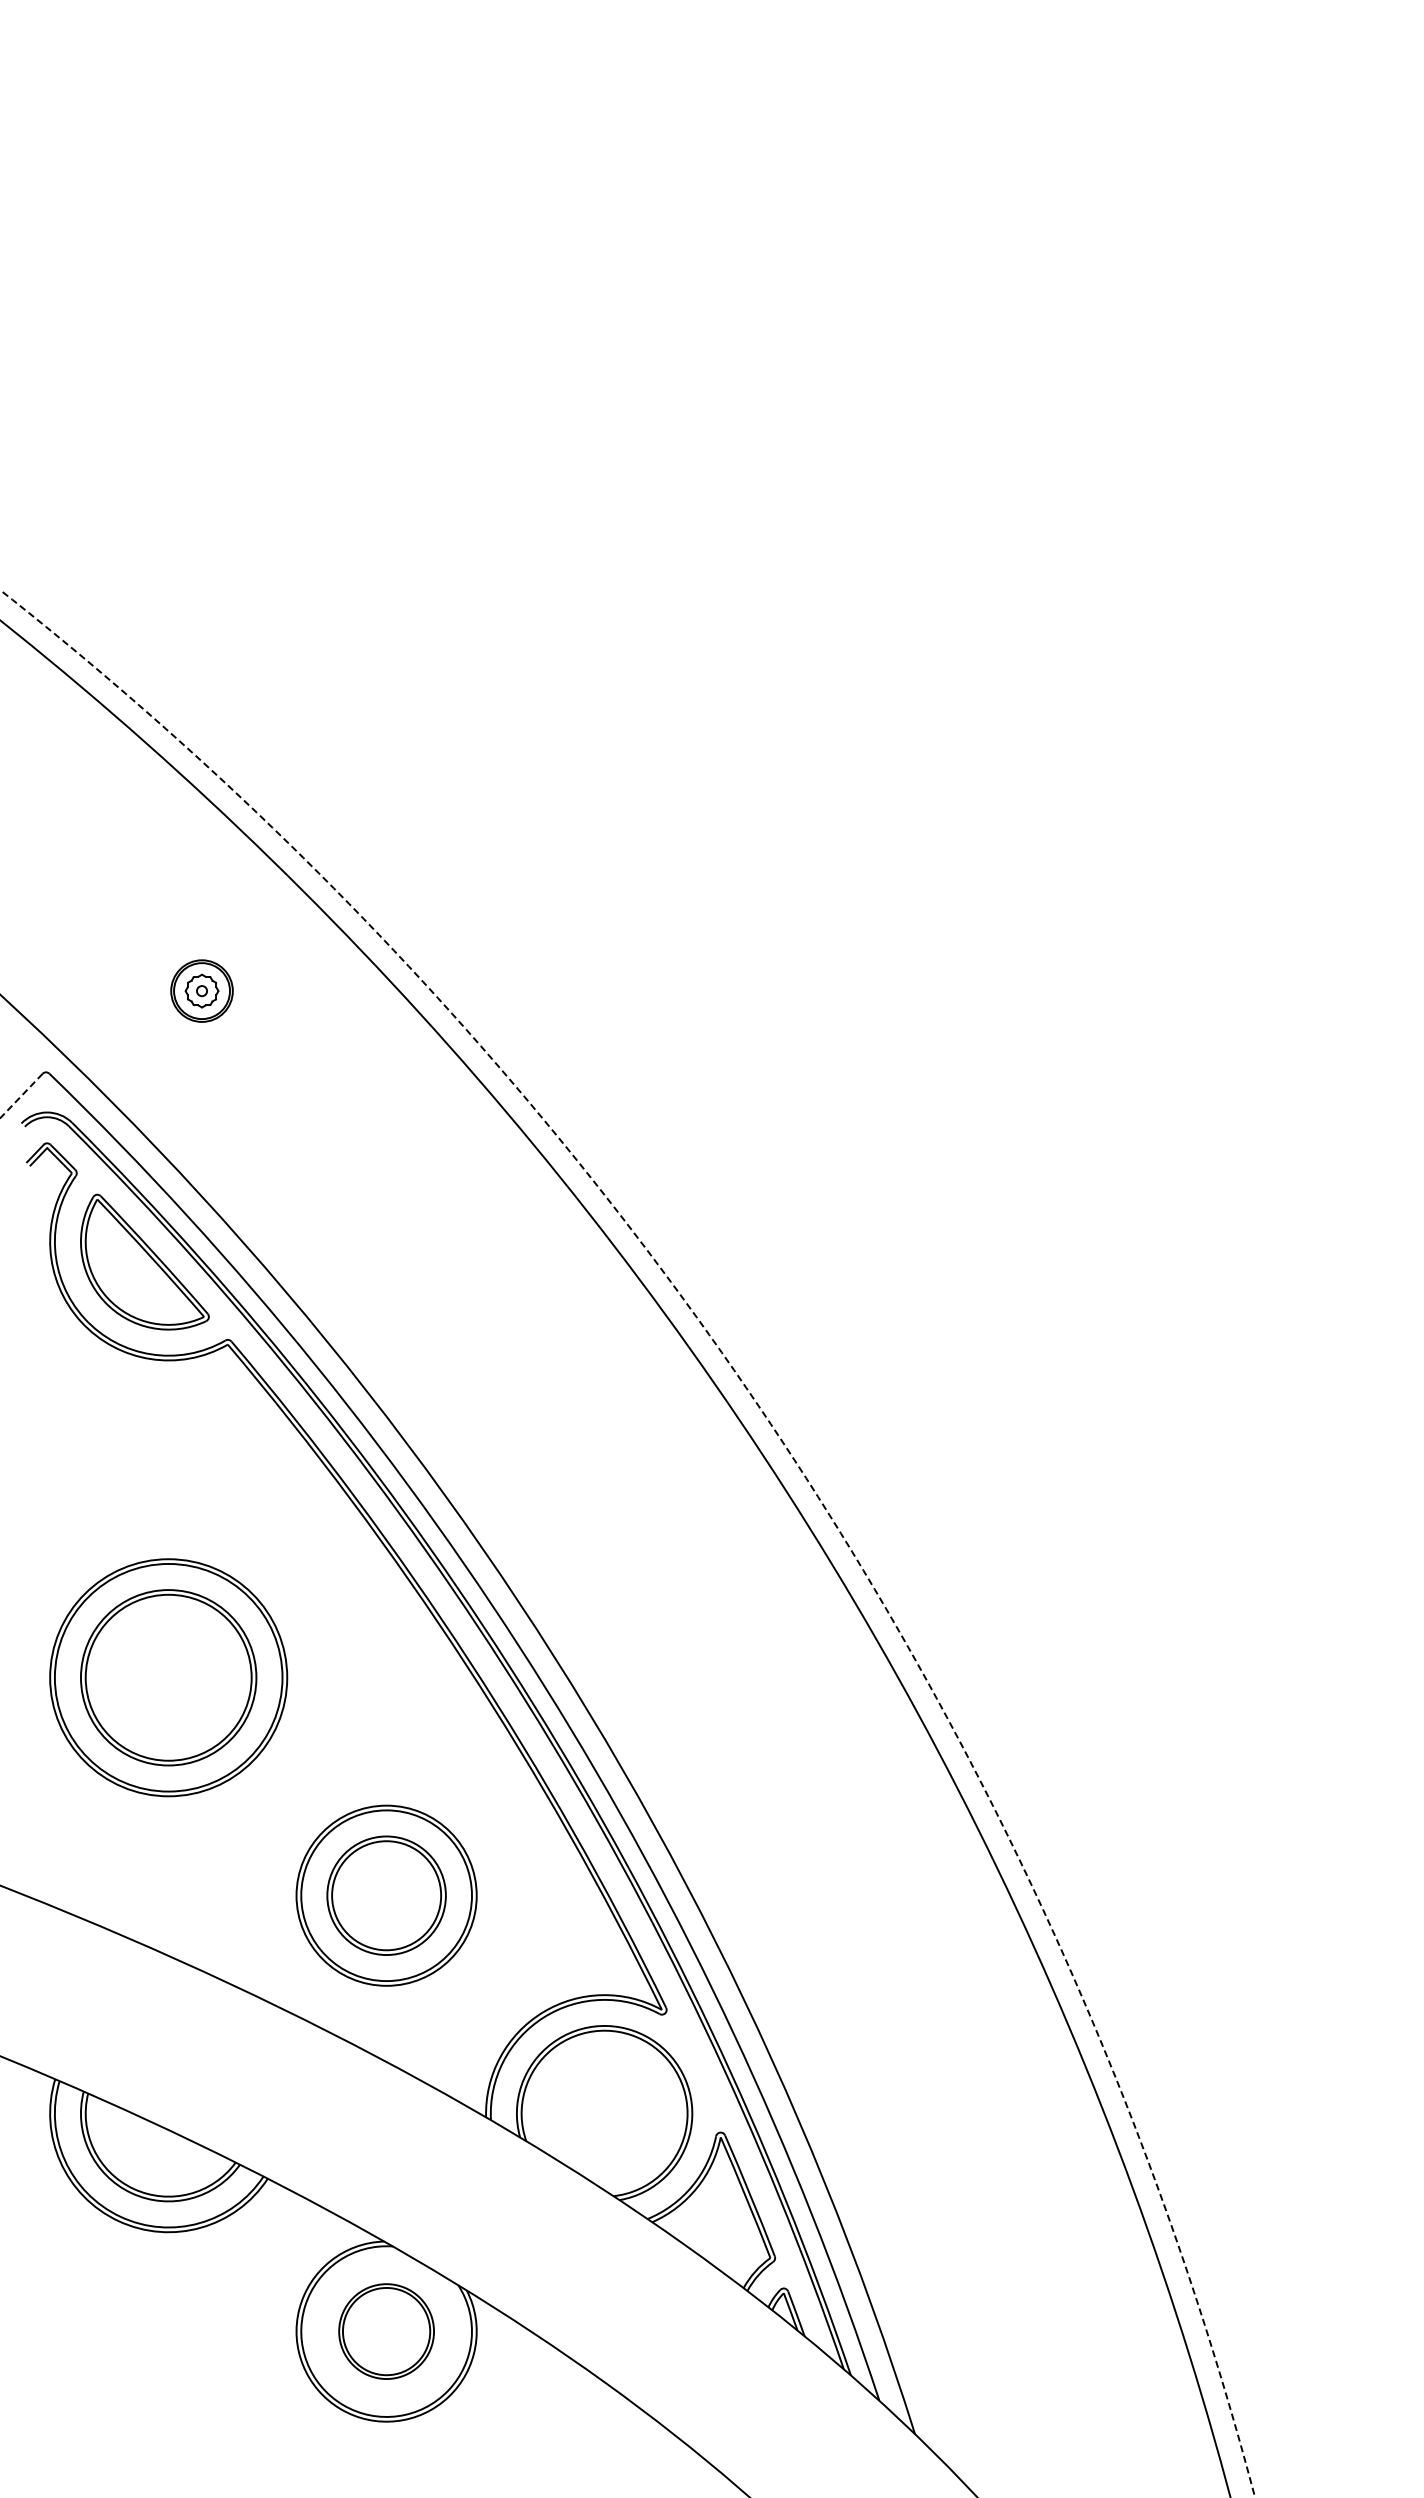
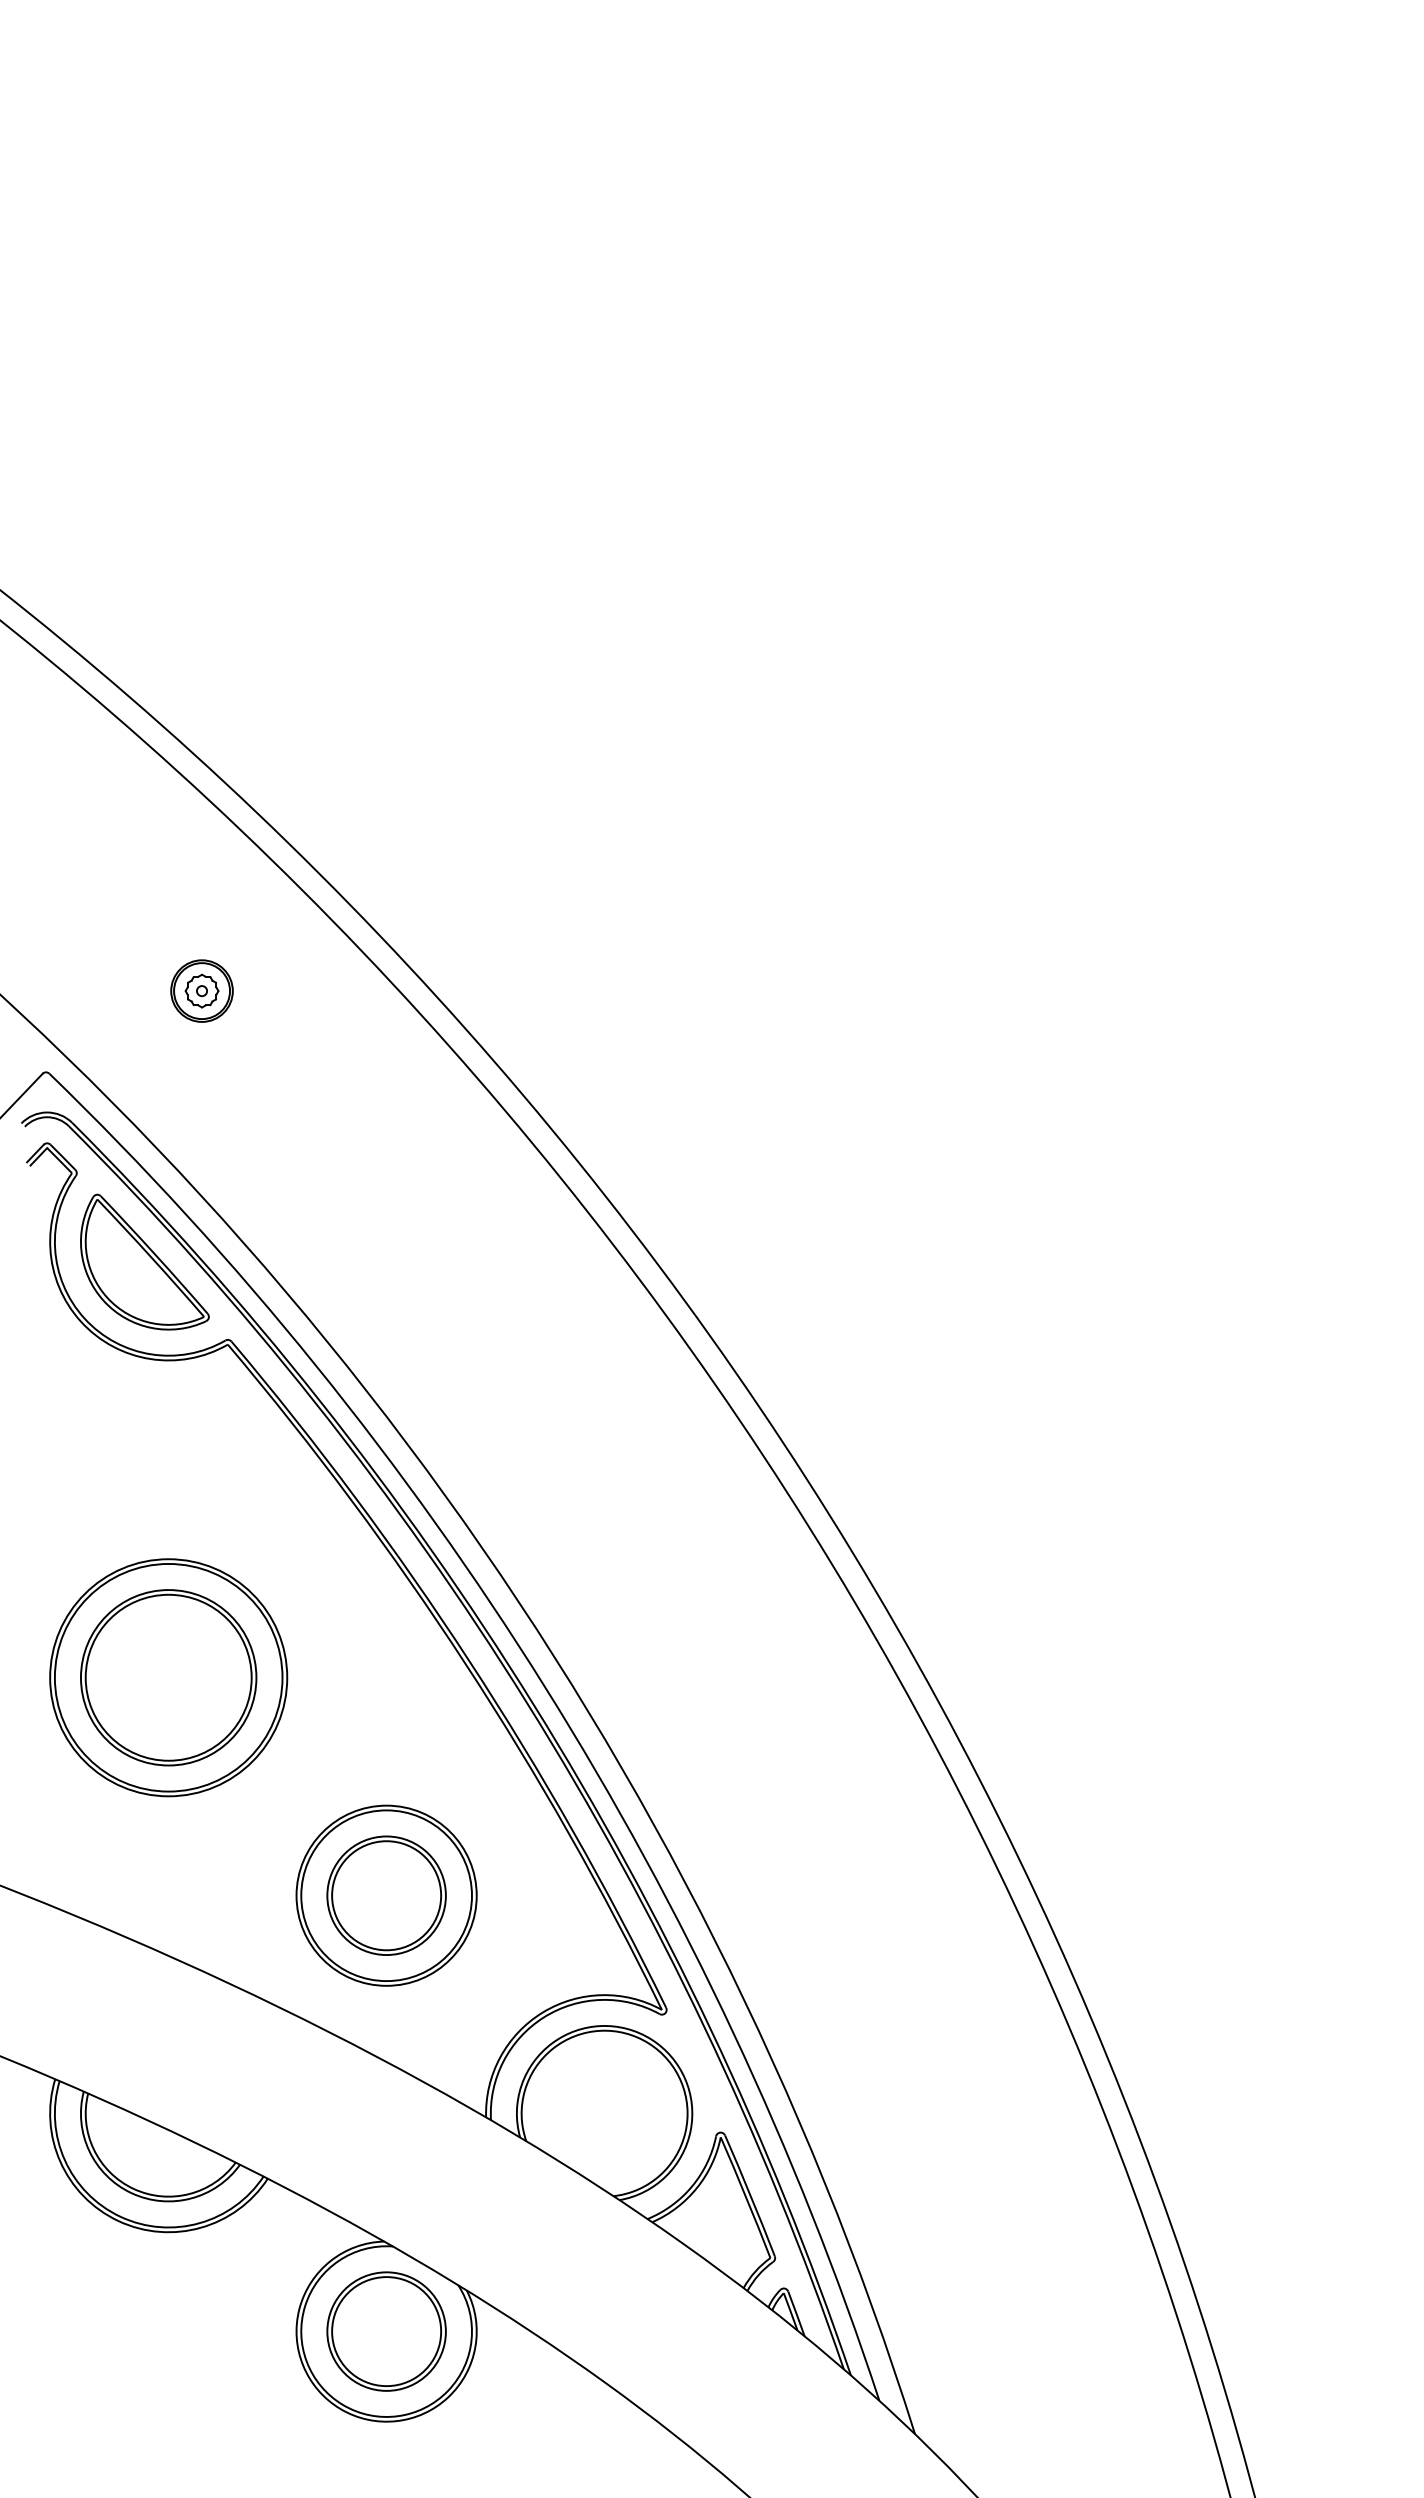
line: dashed -> solid (21, 1096)
arc: dashed -> solid (780, 1438)
part size: 97x97 px -> 121x121 px (386, 2331)
